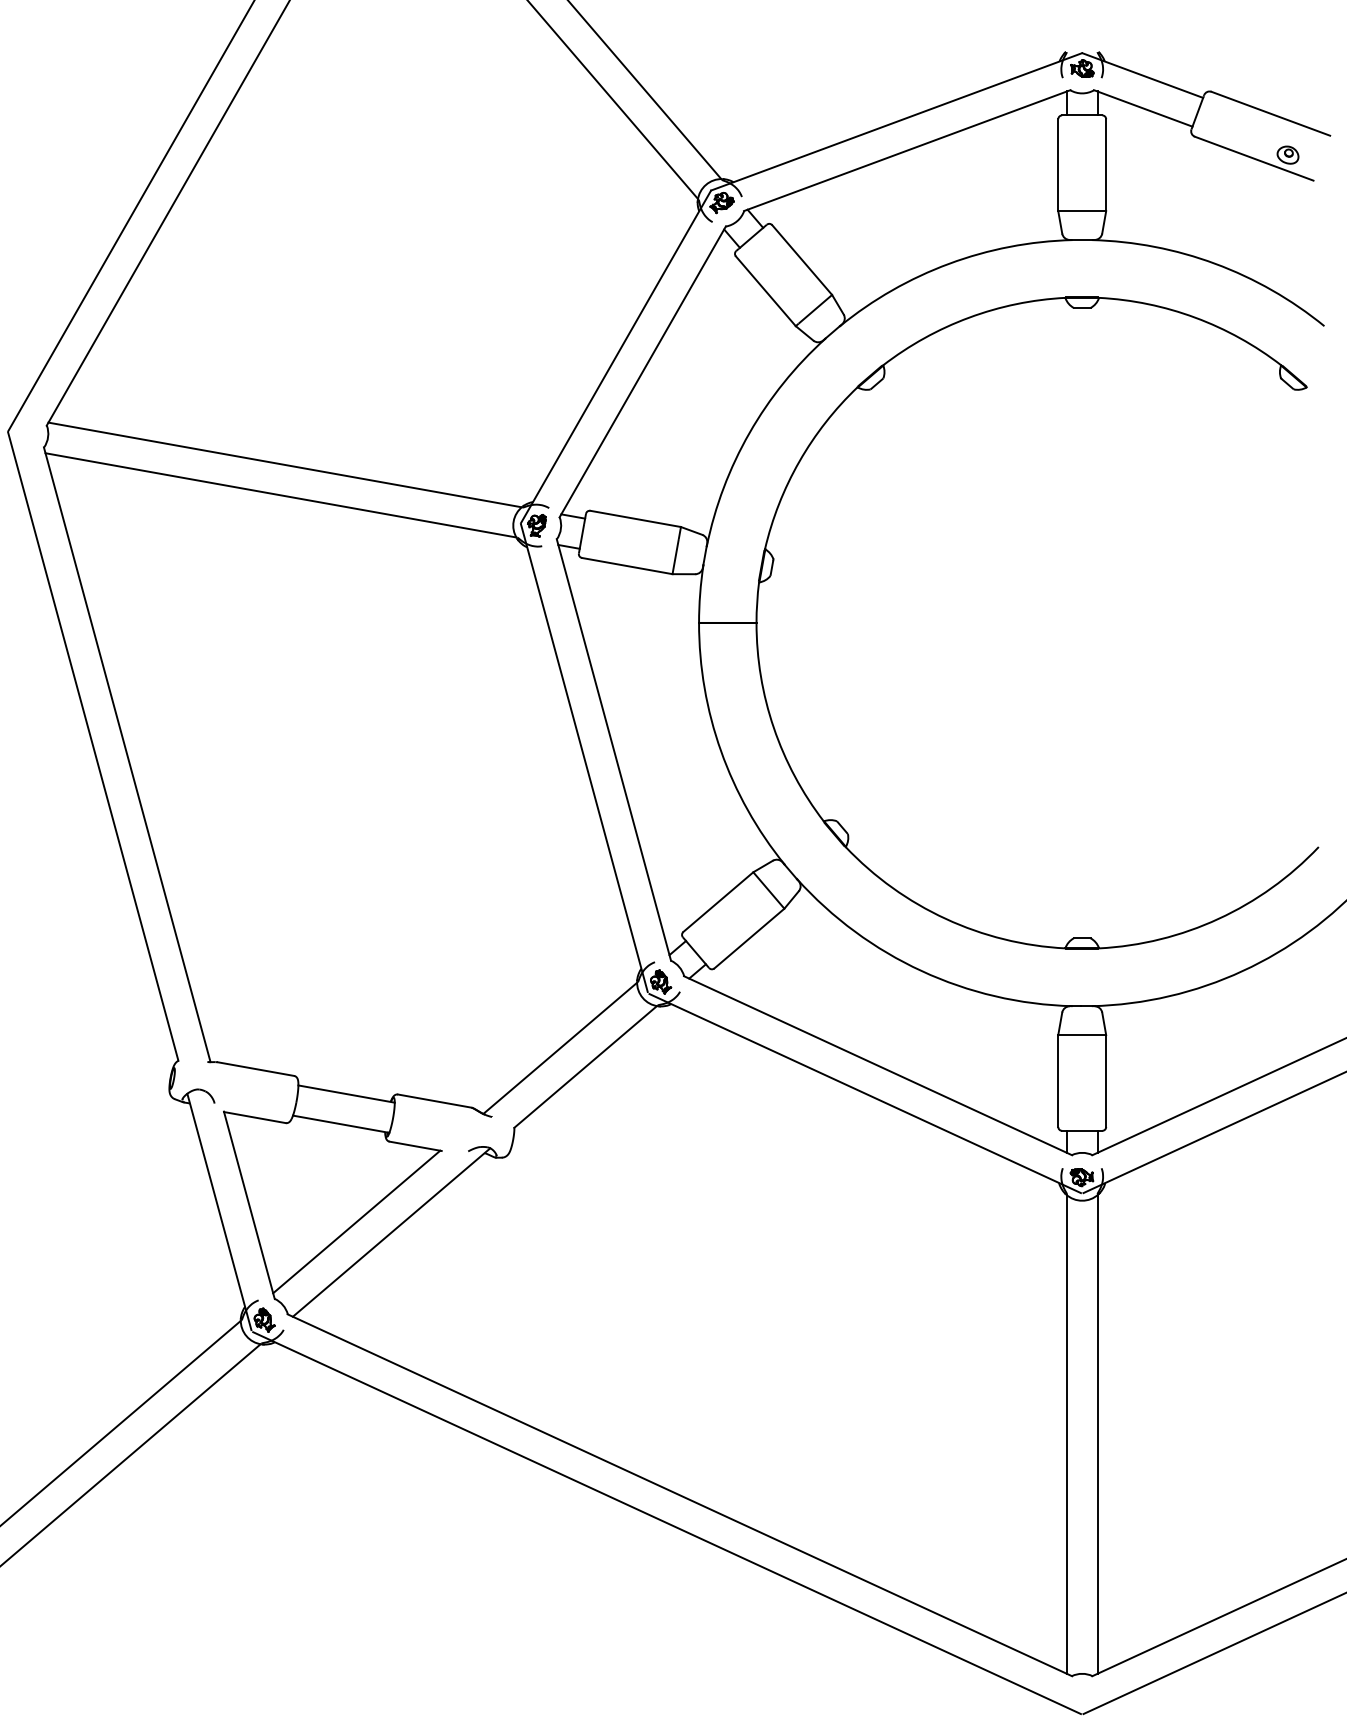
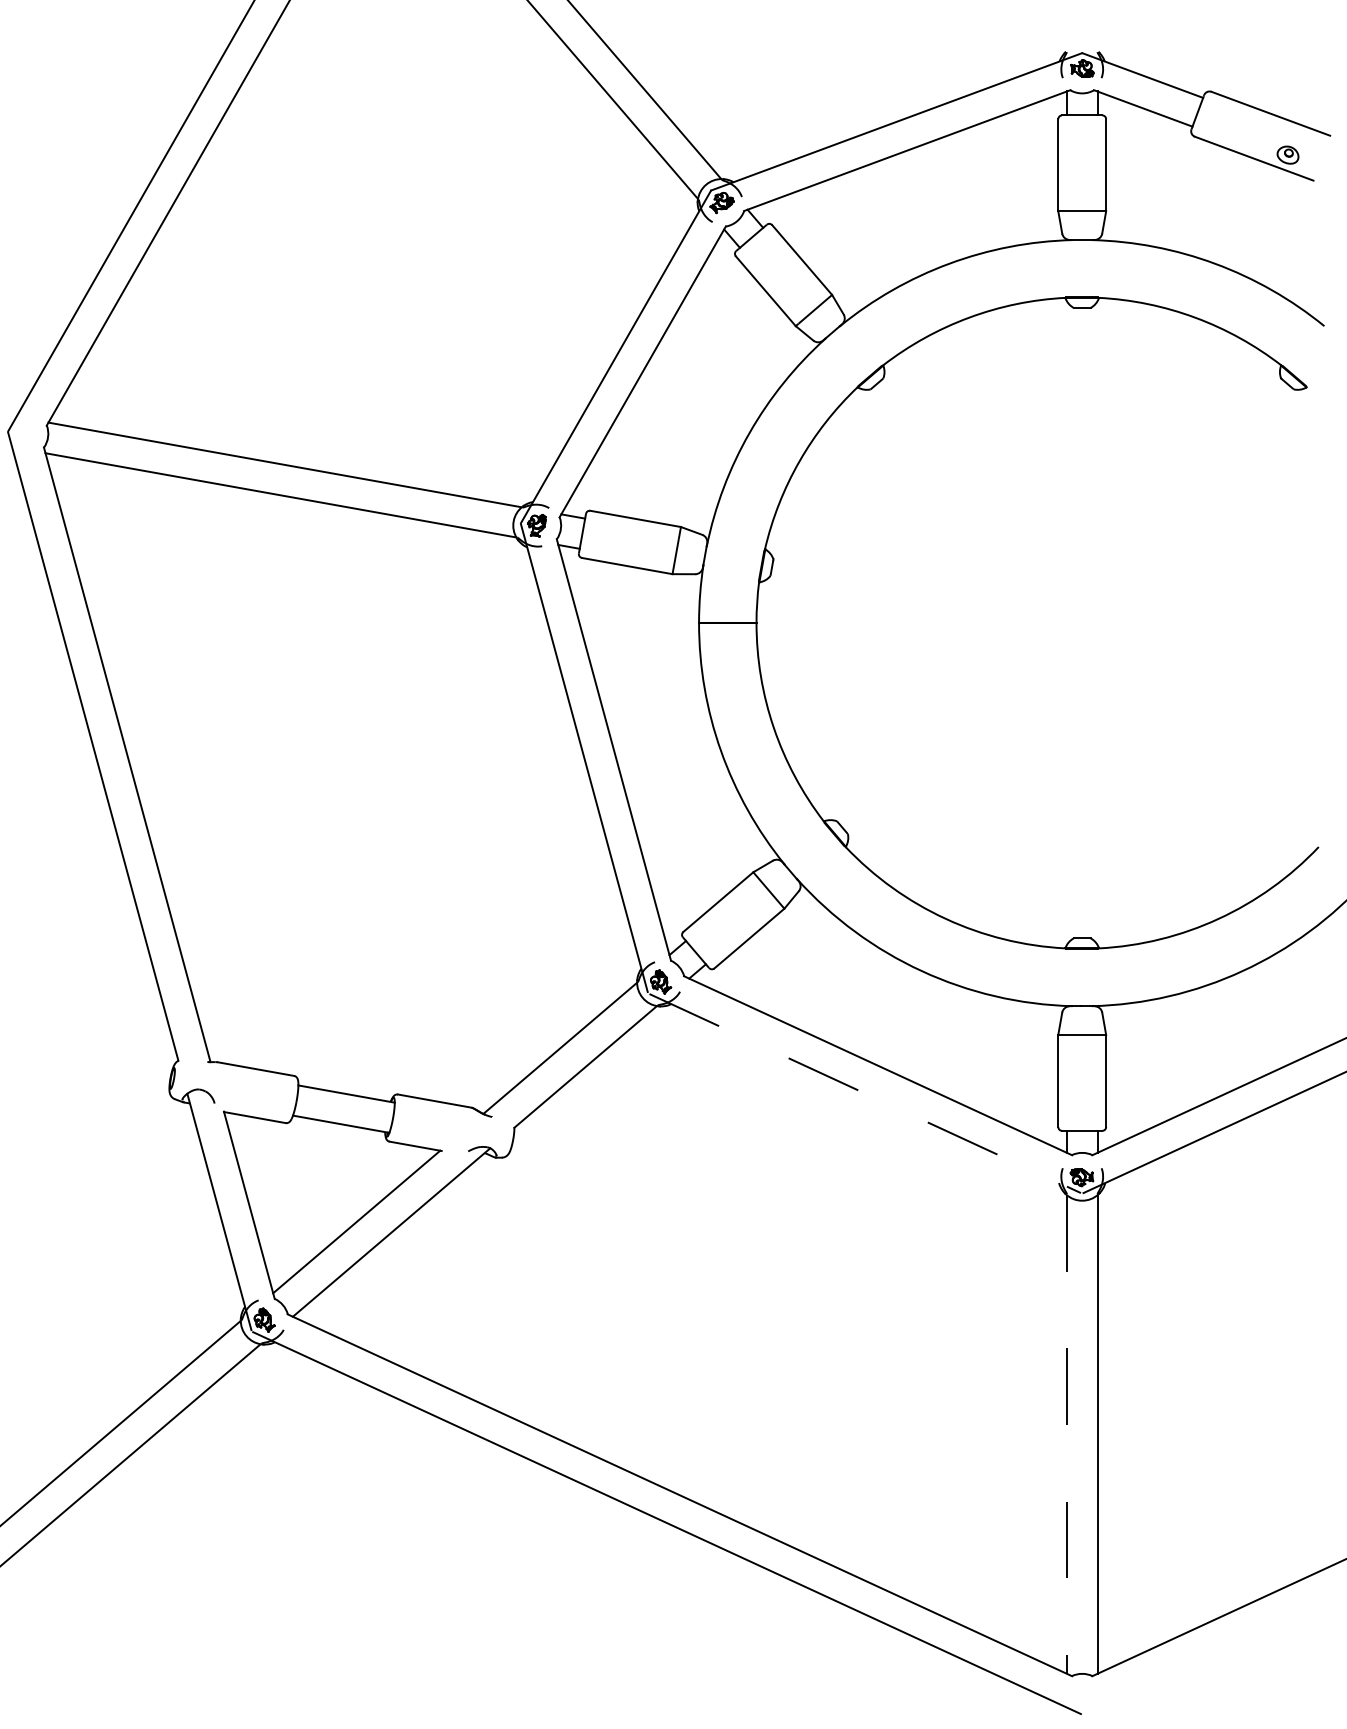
line: solid -> dashed (865, 1093)
line: solid -> dashed (1066, 1435)
line: present -> none (1213, 1654)
